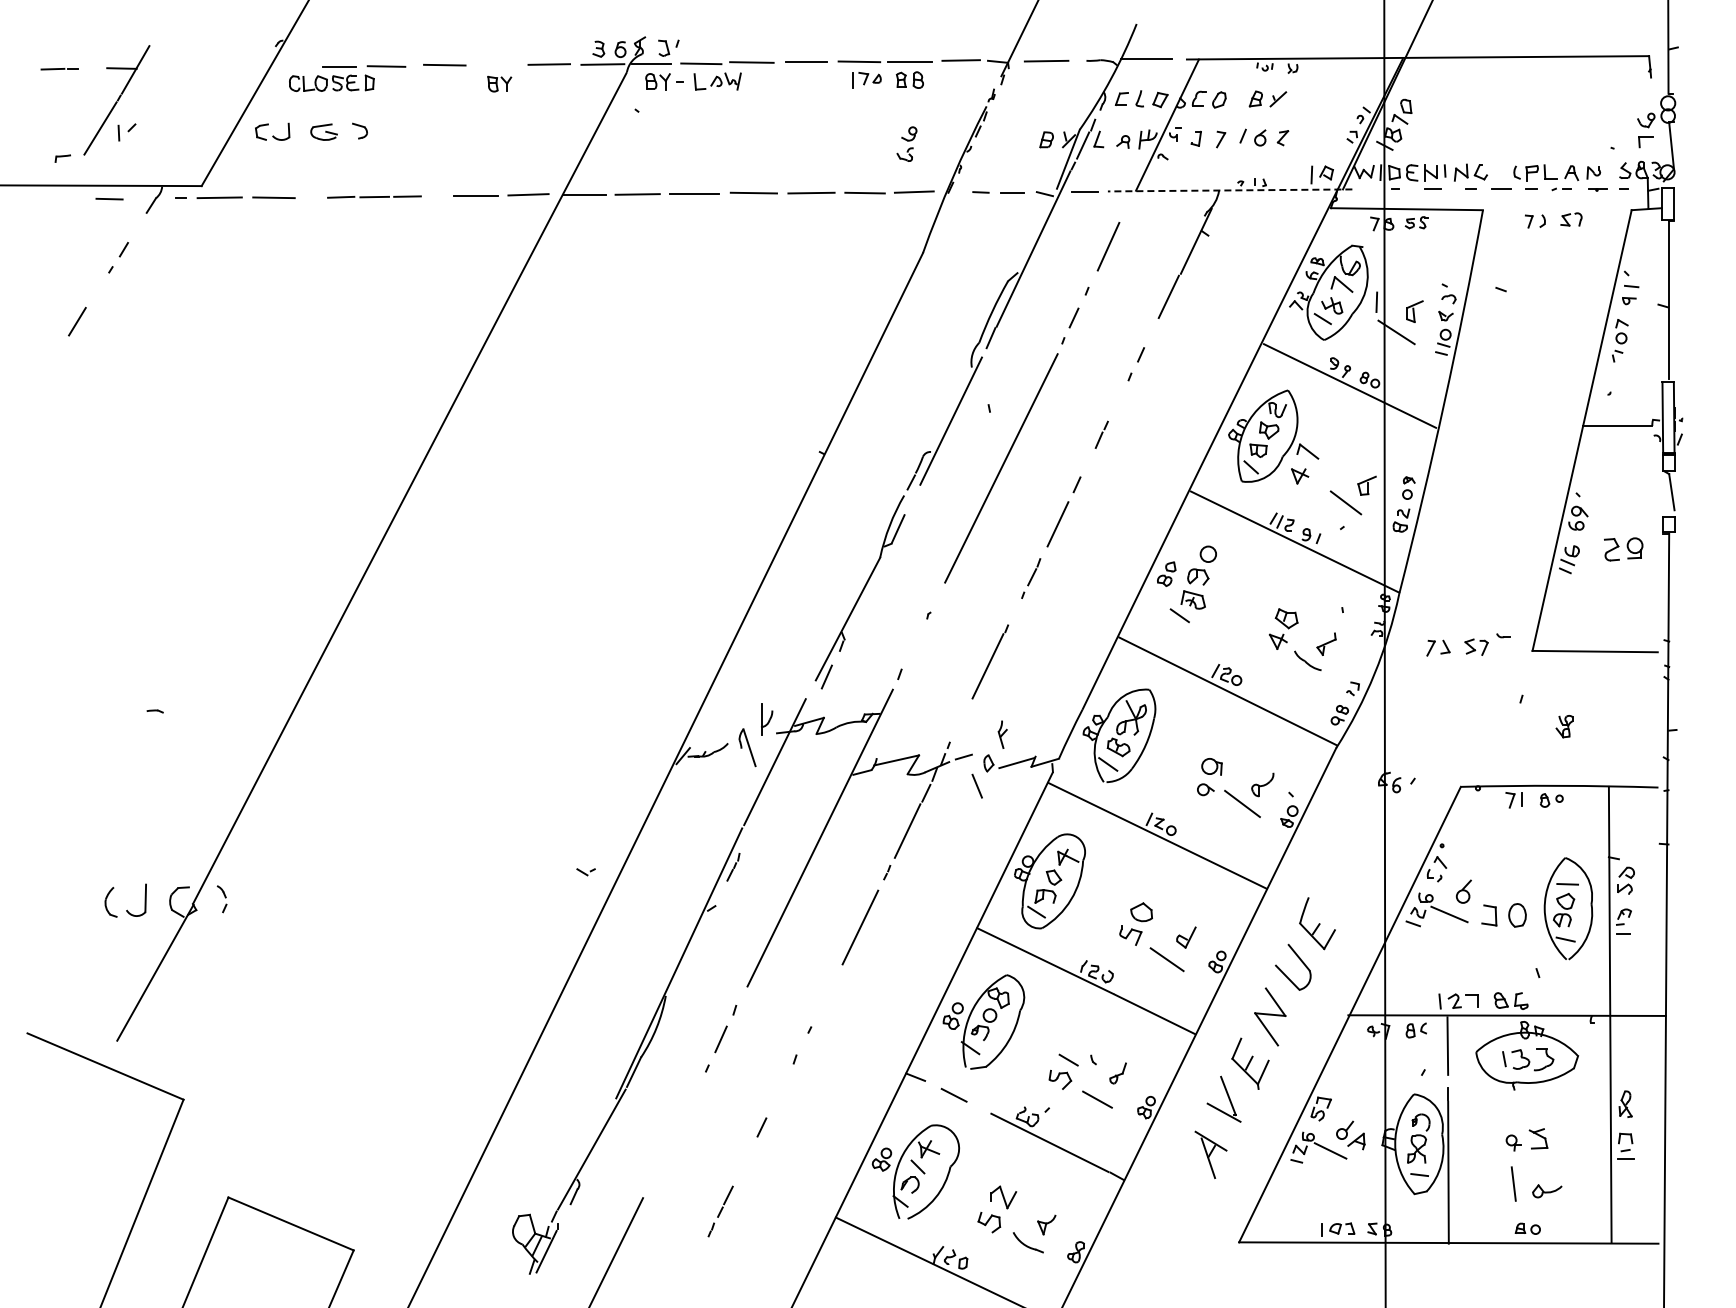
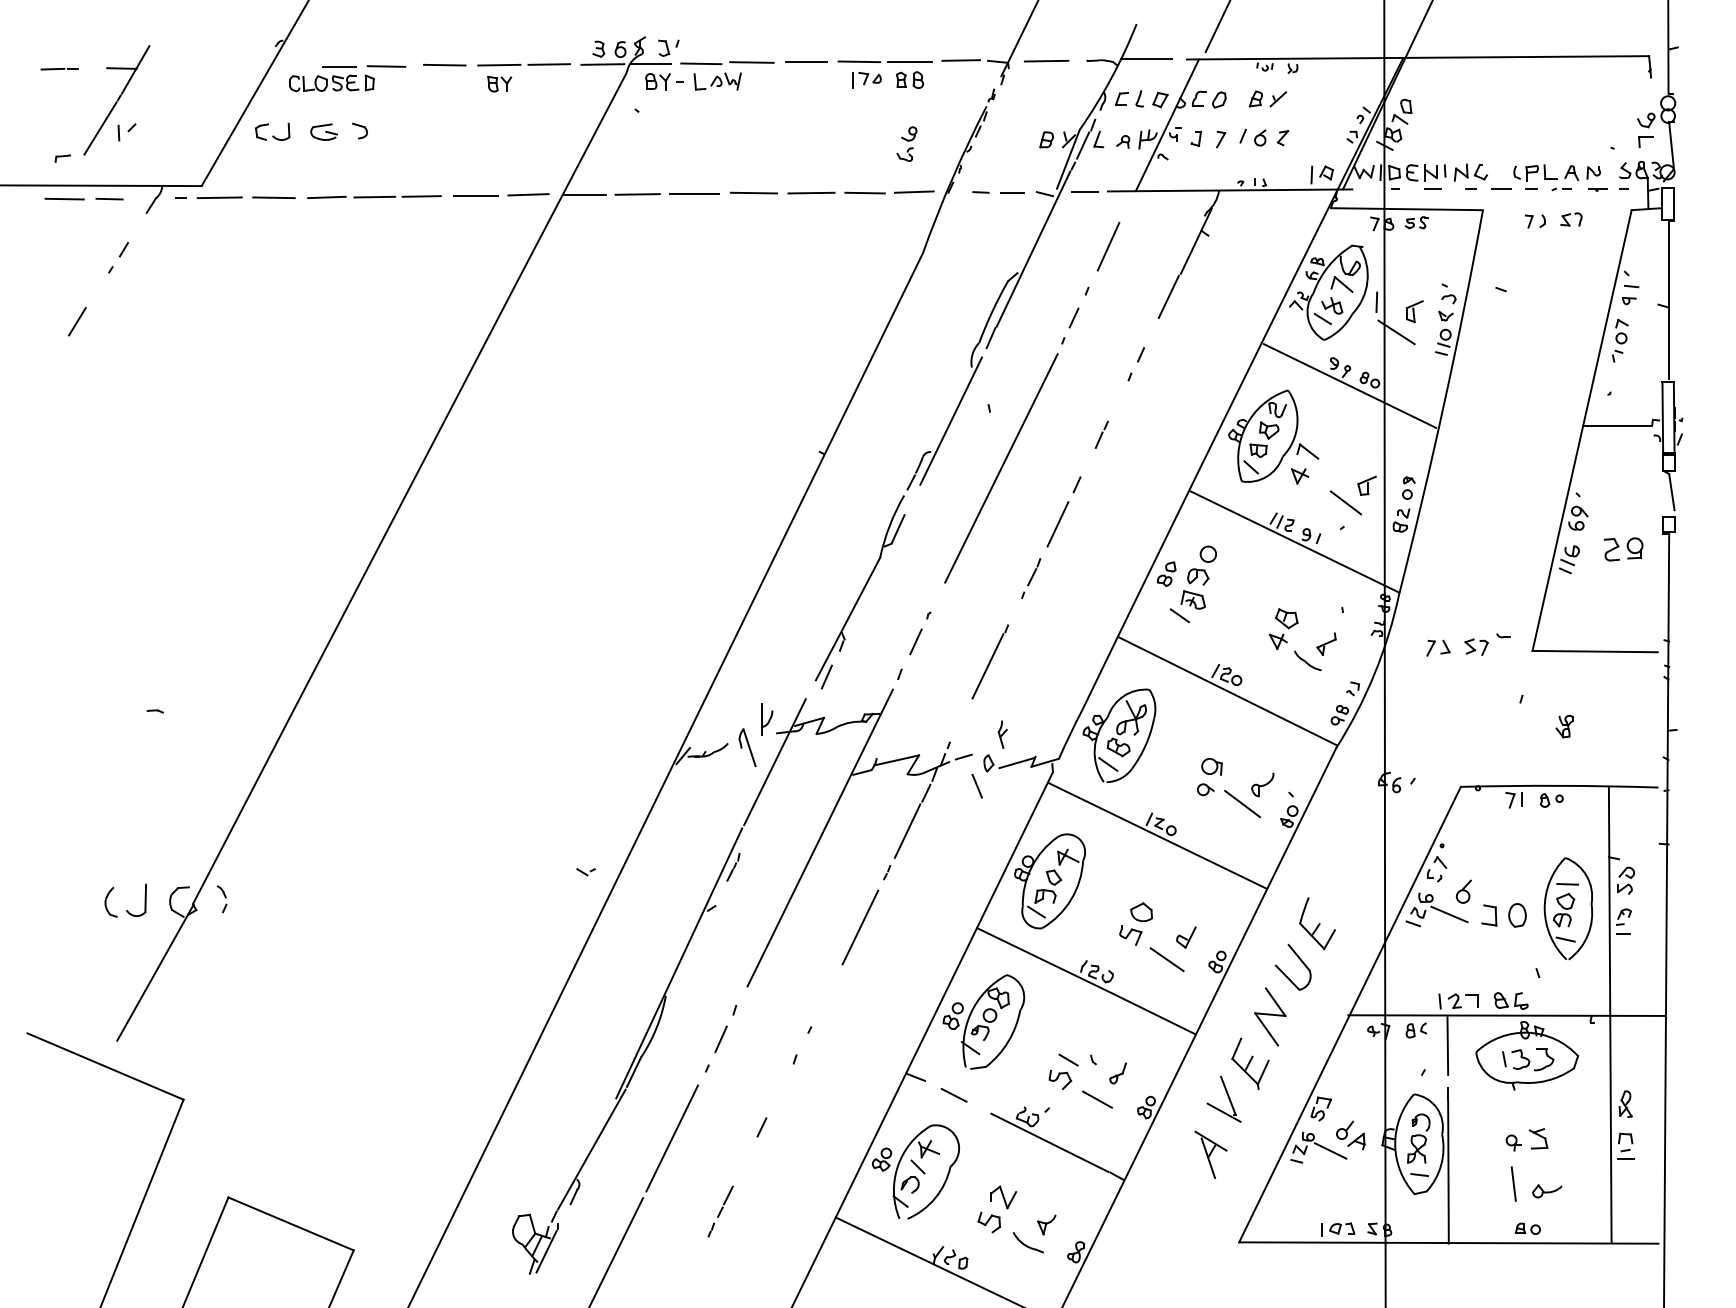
line: none -> present (1217, 27)
line: none -> present (499, 64)
line: dashed -> solid (1229, 190)
part size: 95x4 px -> 135x4 px (374, 196)
line: none -> present (64, 198)
line: none -> present (915, 641)
line: none -> present (671, 1138)
